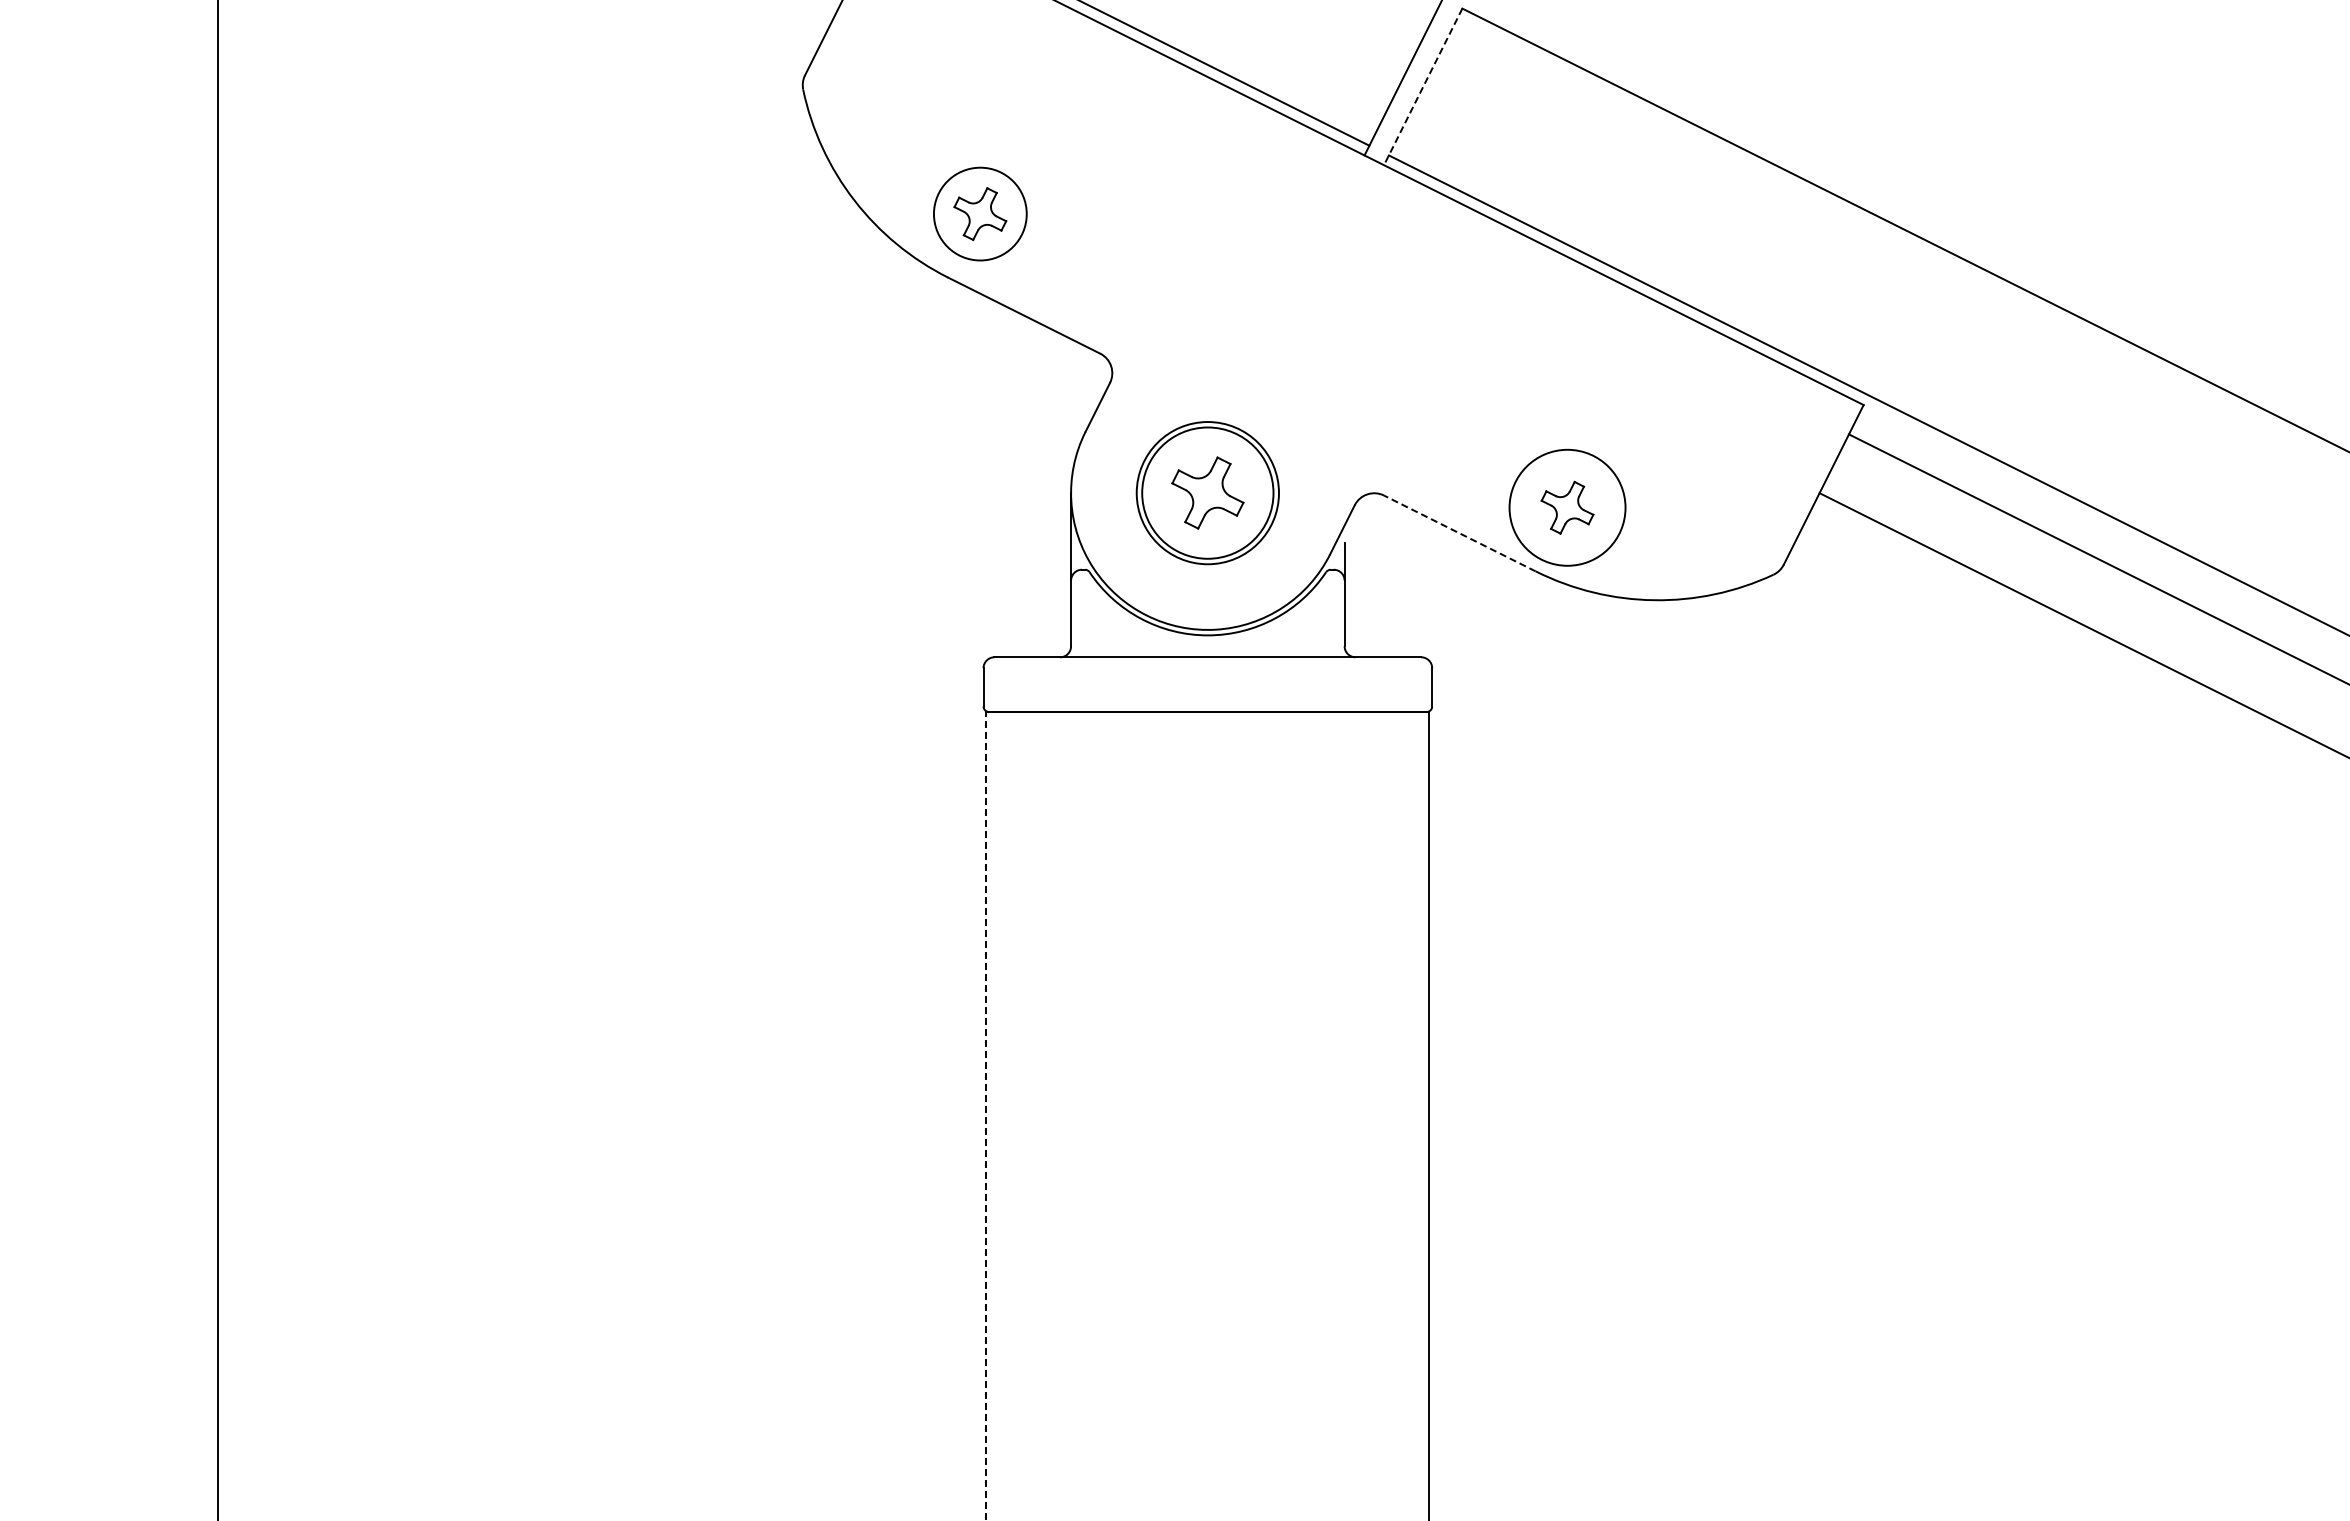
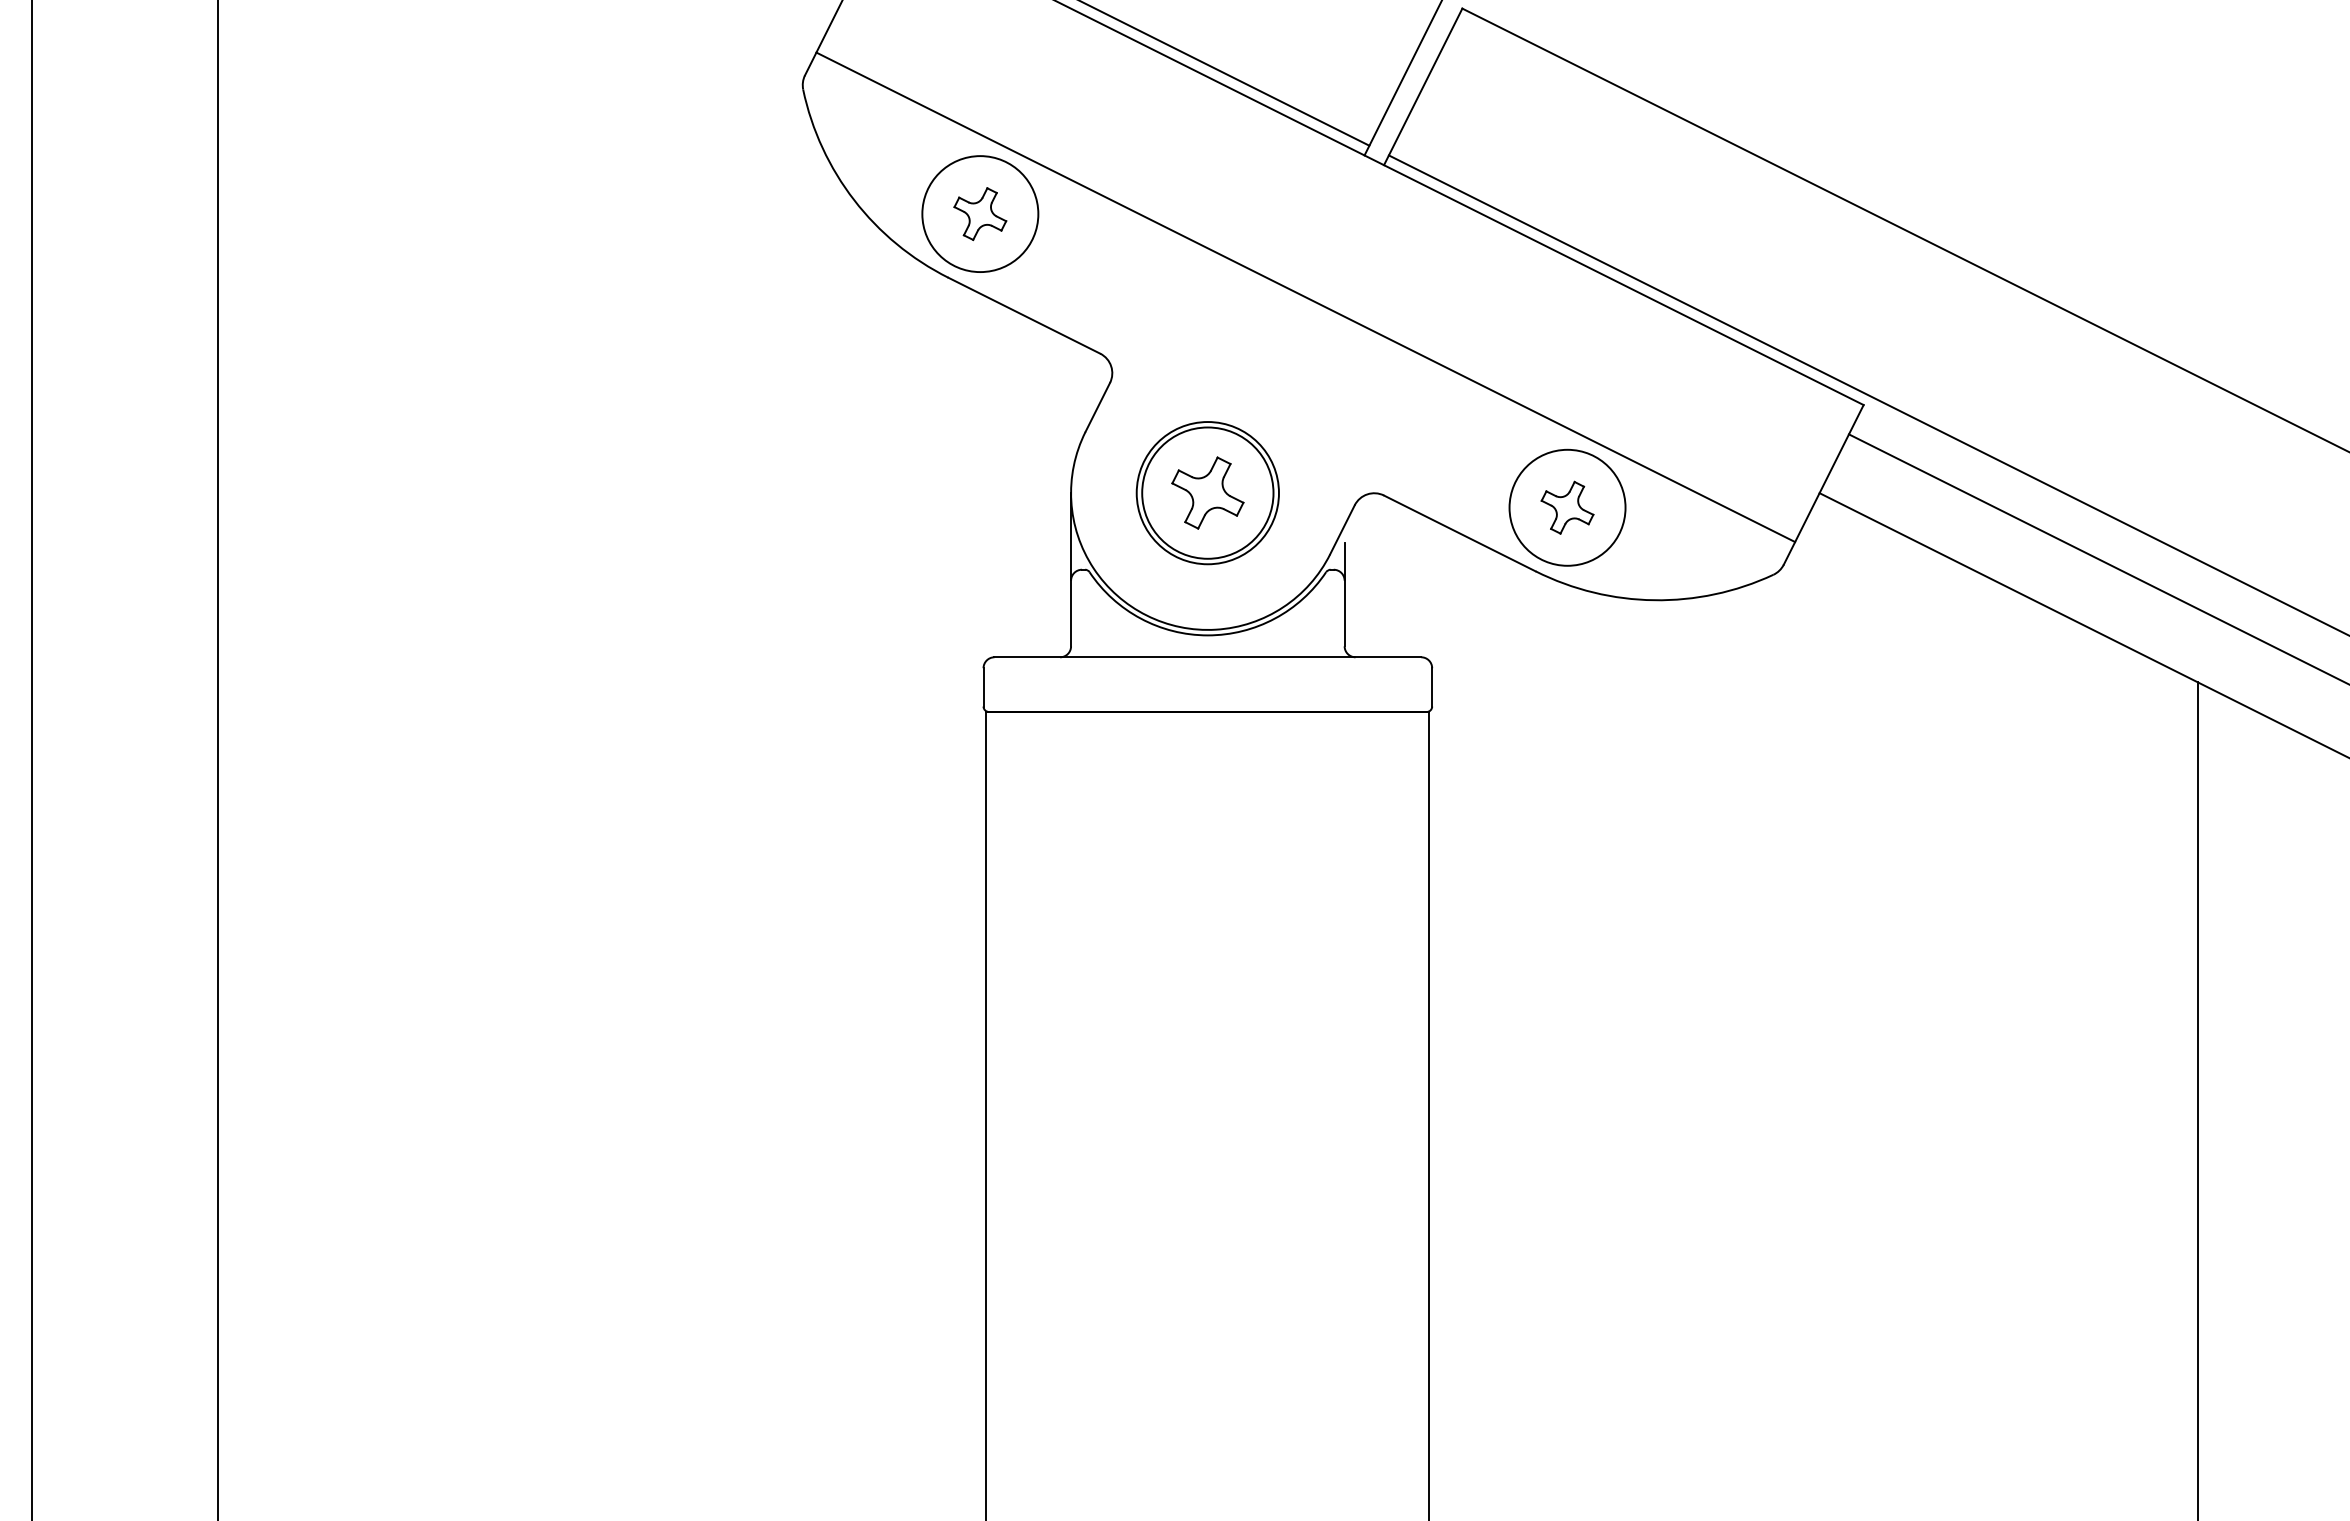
line: dashed -> solid (1423, 86)
circle diameter: 93 px -> 116 px (980, 214)
line: none -> present (1305, 297)
line: dashed -> solid (1459, 533)
line: none -> present (31, 759)
line: none -> present (2198, 1099)
line: dashed -> solid (986, 1116)
